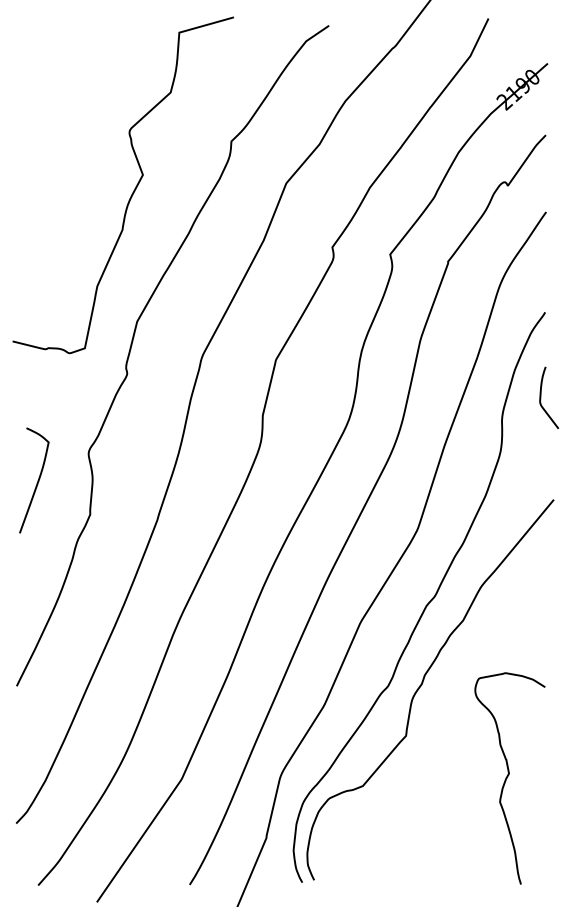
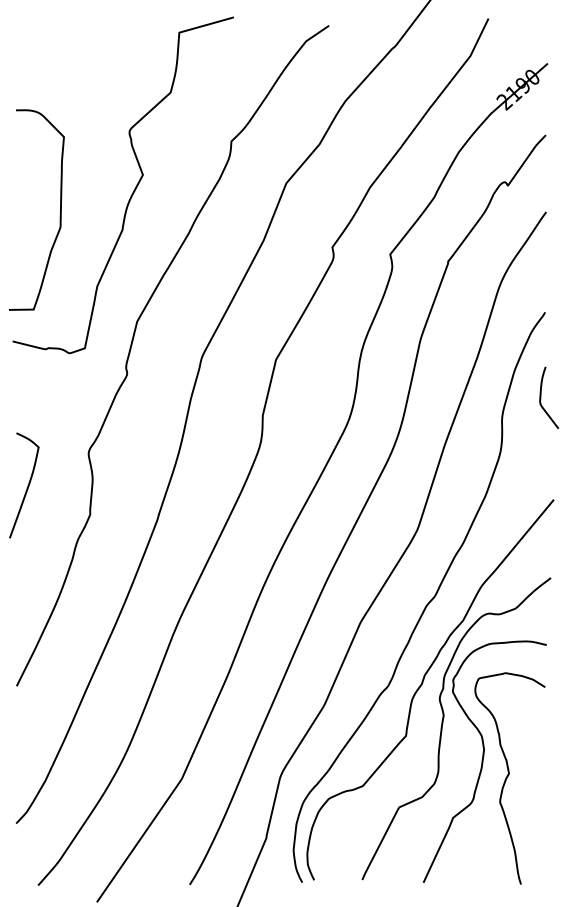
curve: none -> present (59, 214)
curve position: (37, 480) -> (27, 485) (27, 485)
part: none -> present (443, 724)
